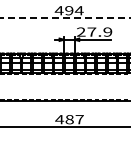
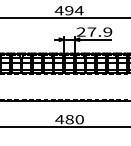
line: dashed -> solid (65, 18)
text: 487 -> 480 (79, 119)
